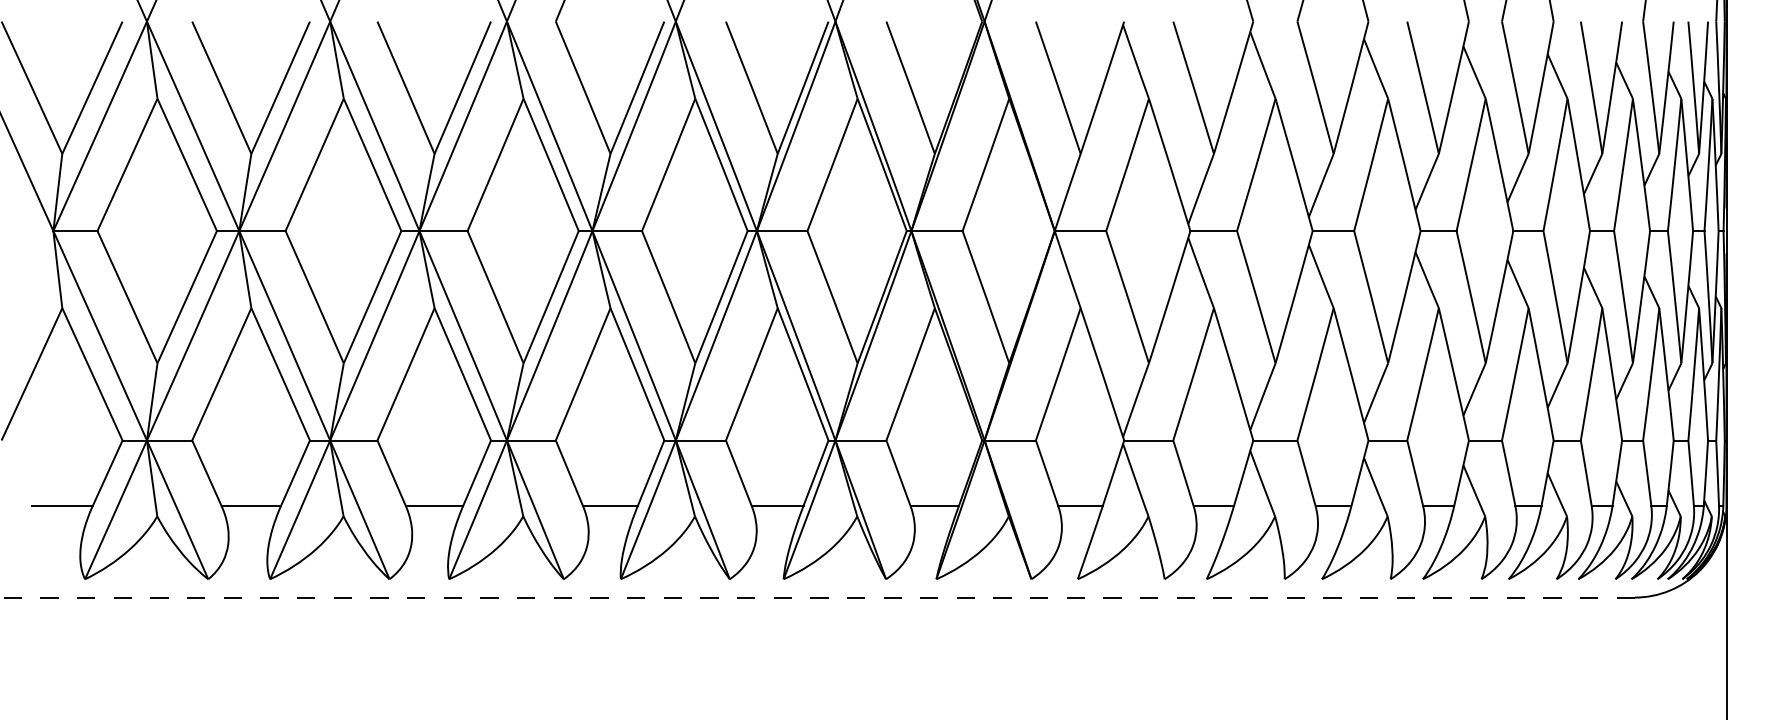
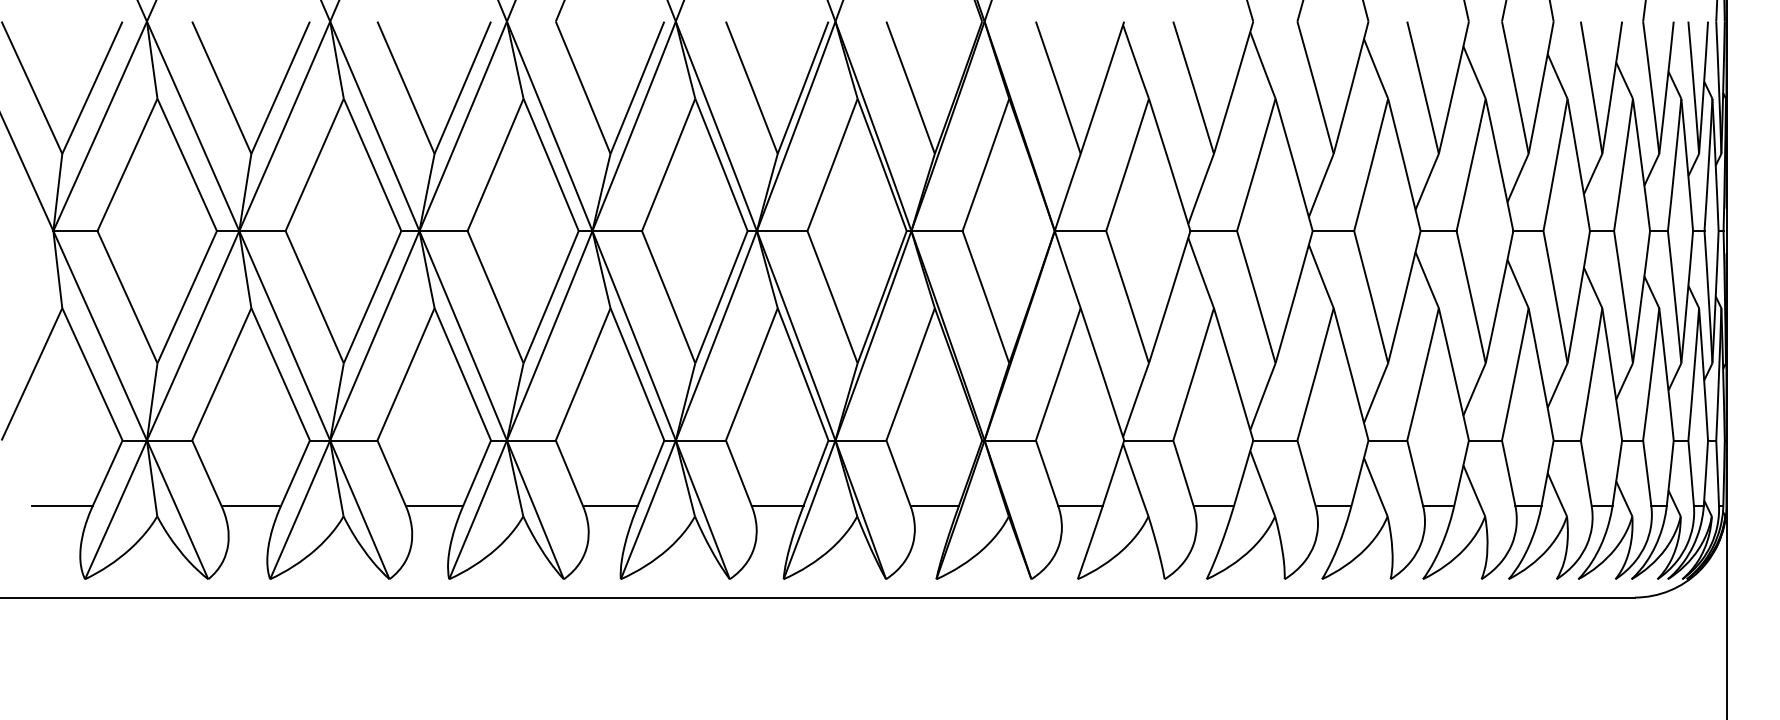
line: dashed -> solid (817, 597)
